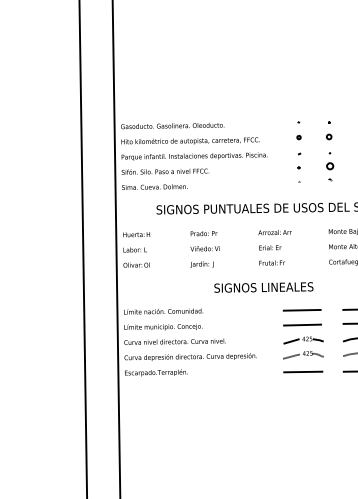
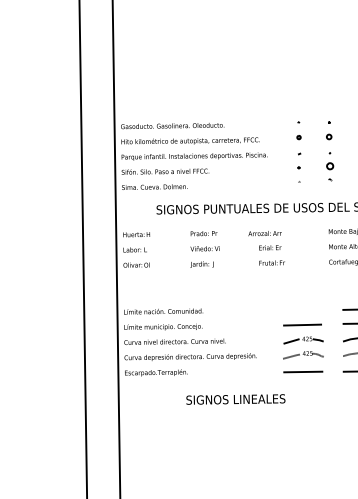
text position: (274, 232) -> (264, 233) (264, 233)
text position: (263, 287) -> (235, 399) (235, 399)
line: present -> none (301, 310)
